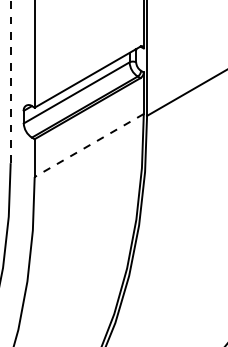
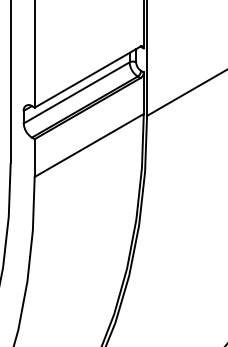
line: dashed -> solid (10, 81)
line: dashed -> solid (89, 145)
